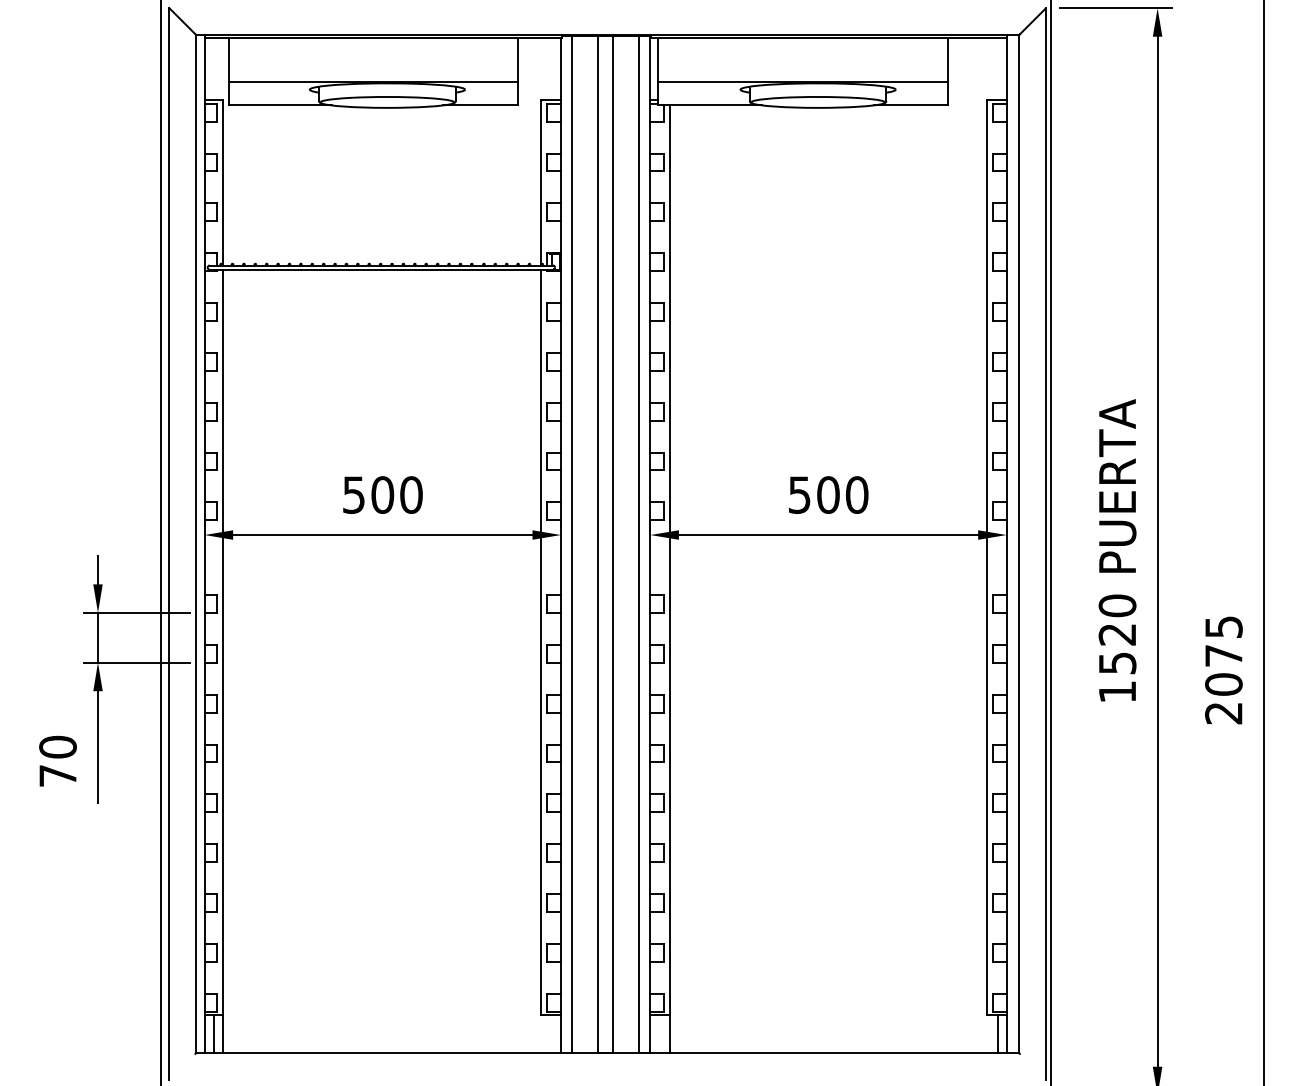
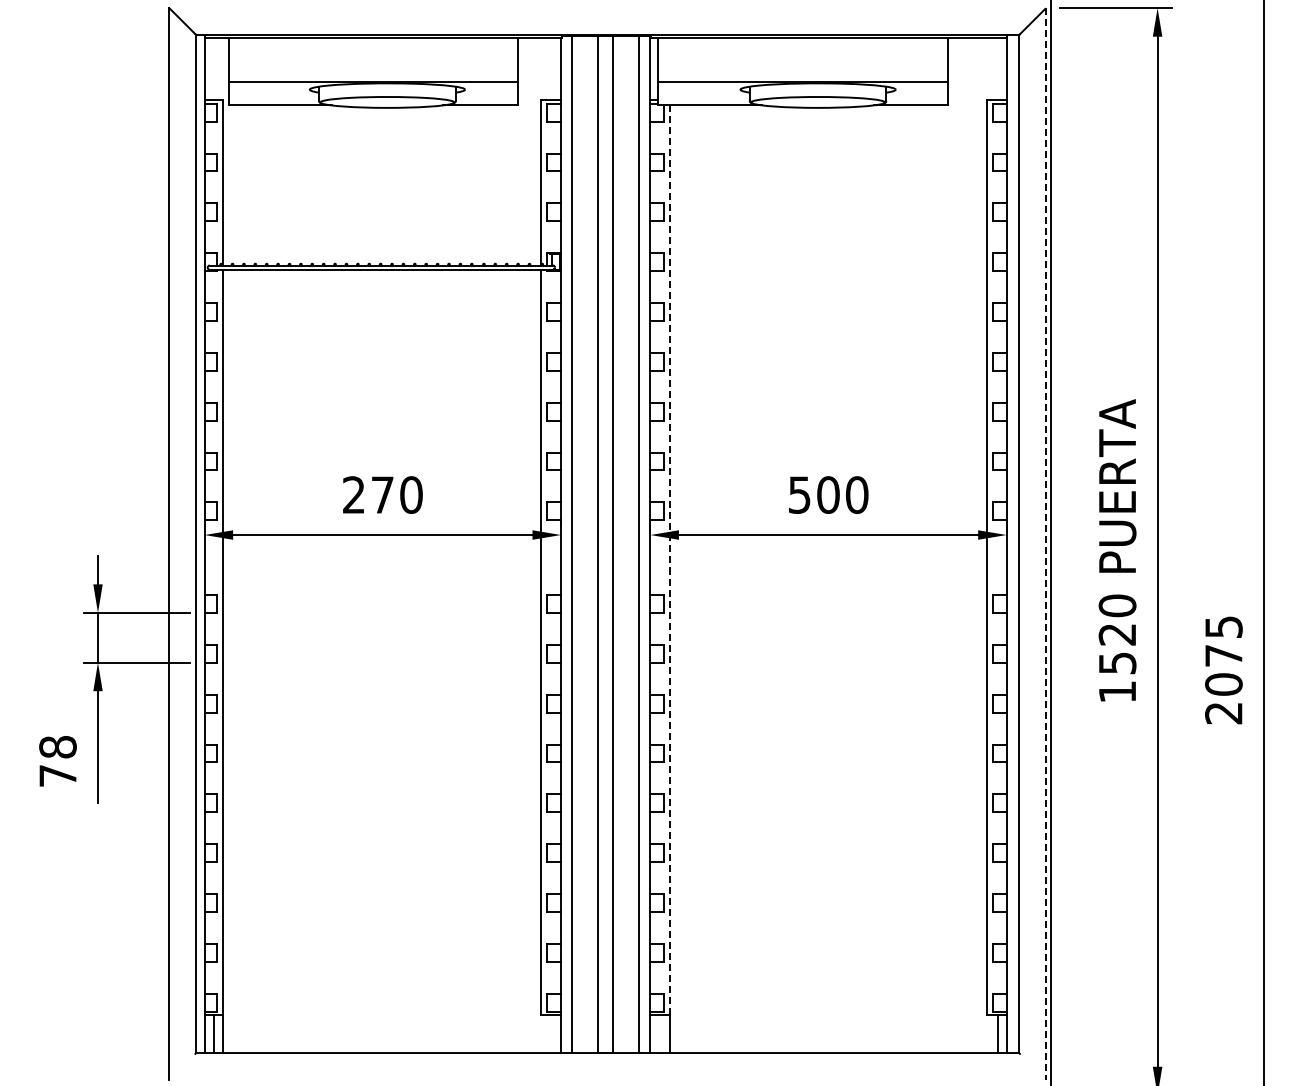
text: 500 -> 270 (368, 494)
line: present -> none (161, 542)
line: solid -> dashed (1046, 544)
line: solid -> dashed (670, 560)
text: 70 -> 78 (57, 746)
